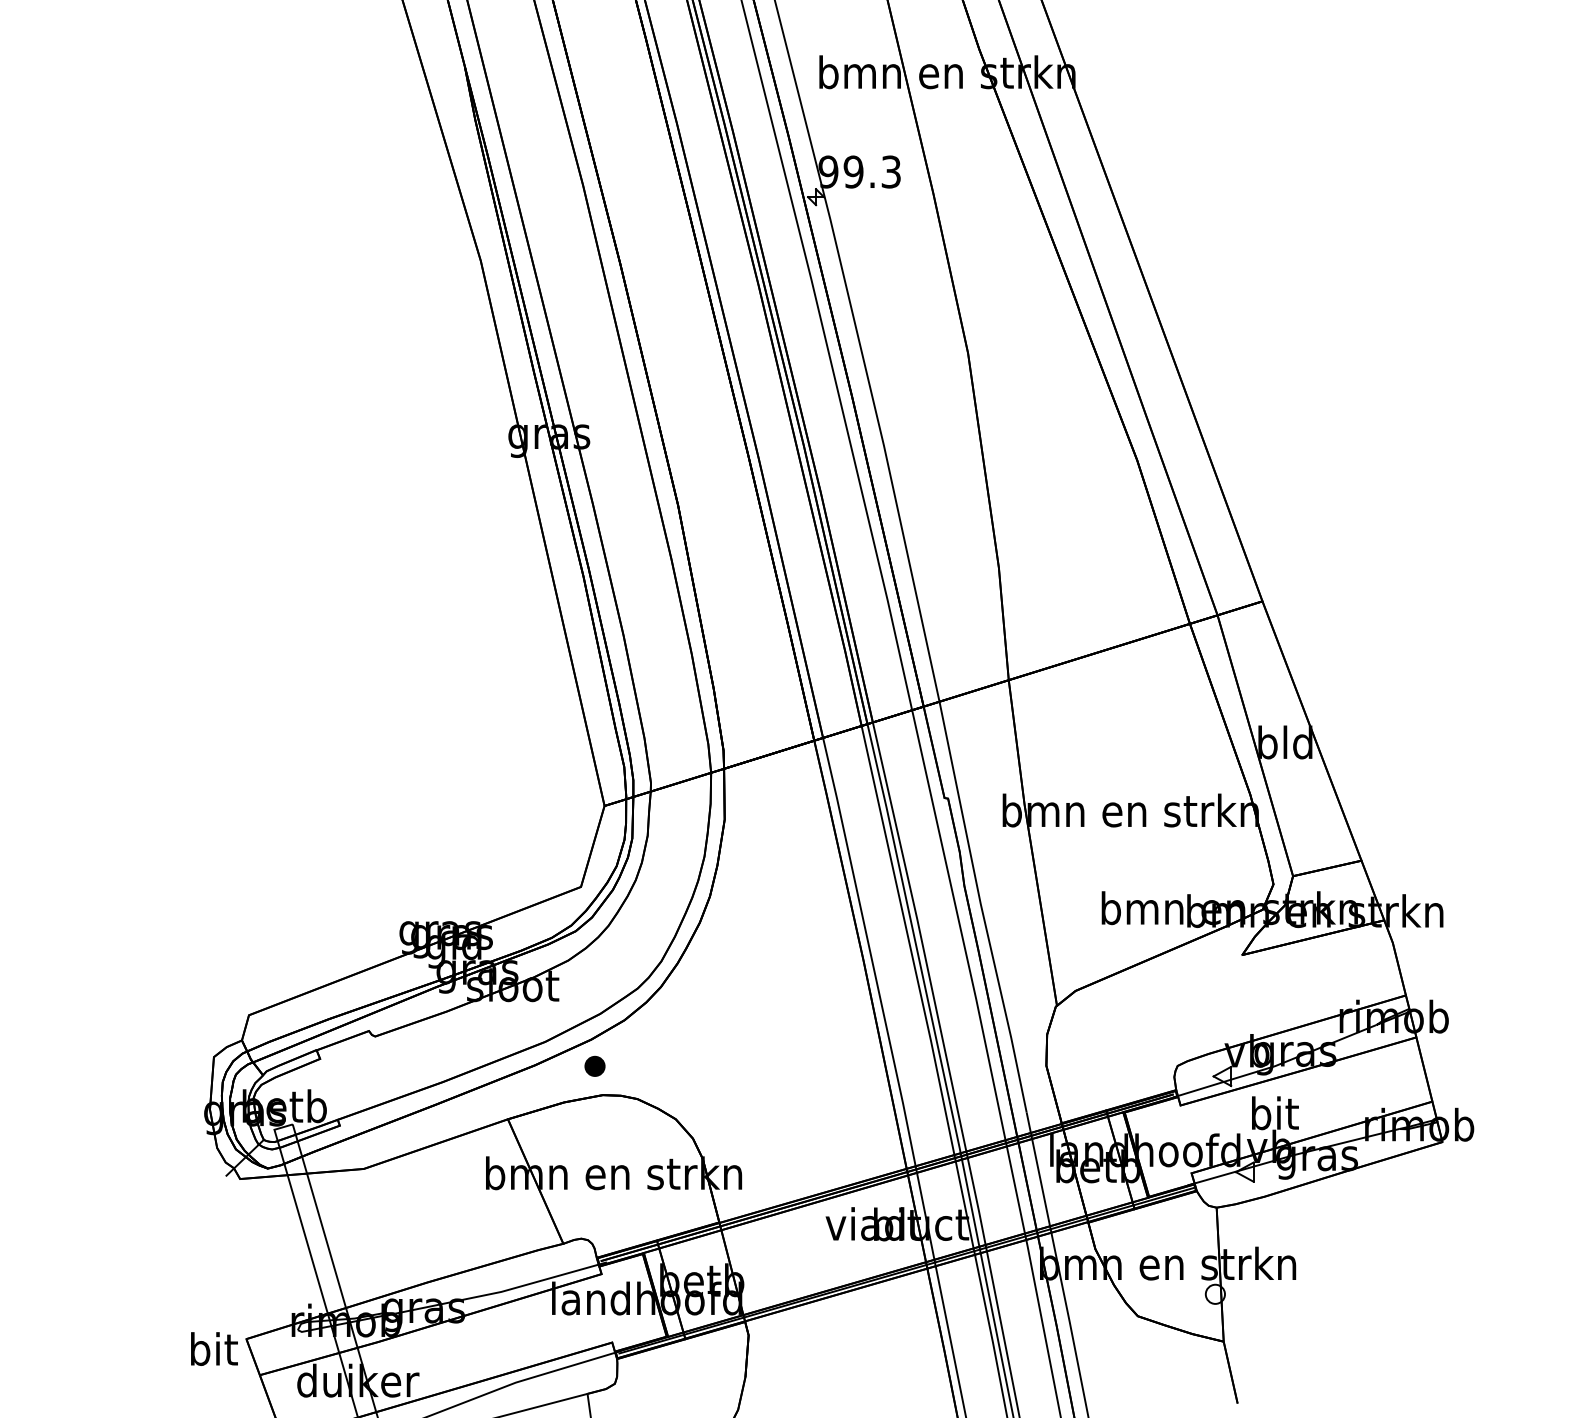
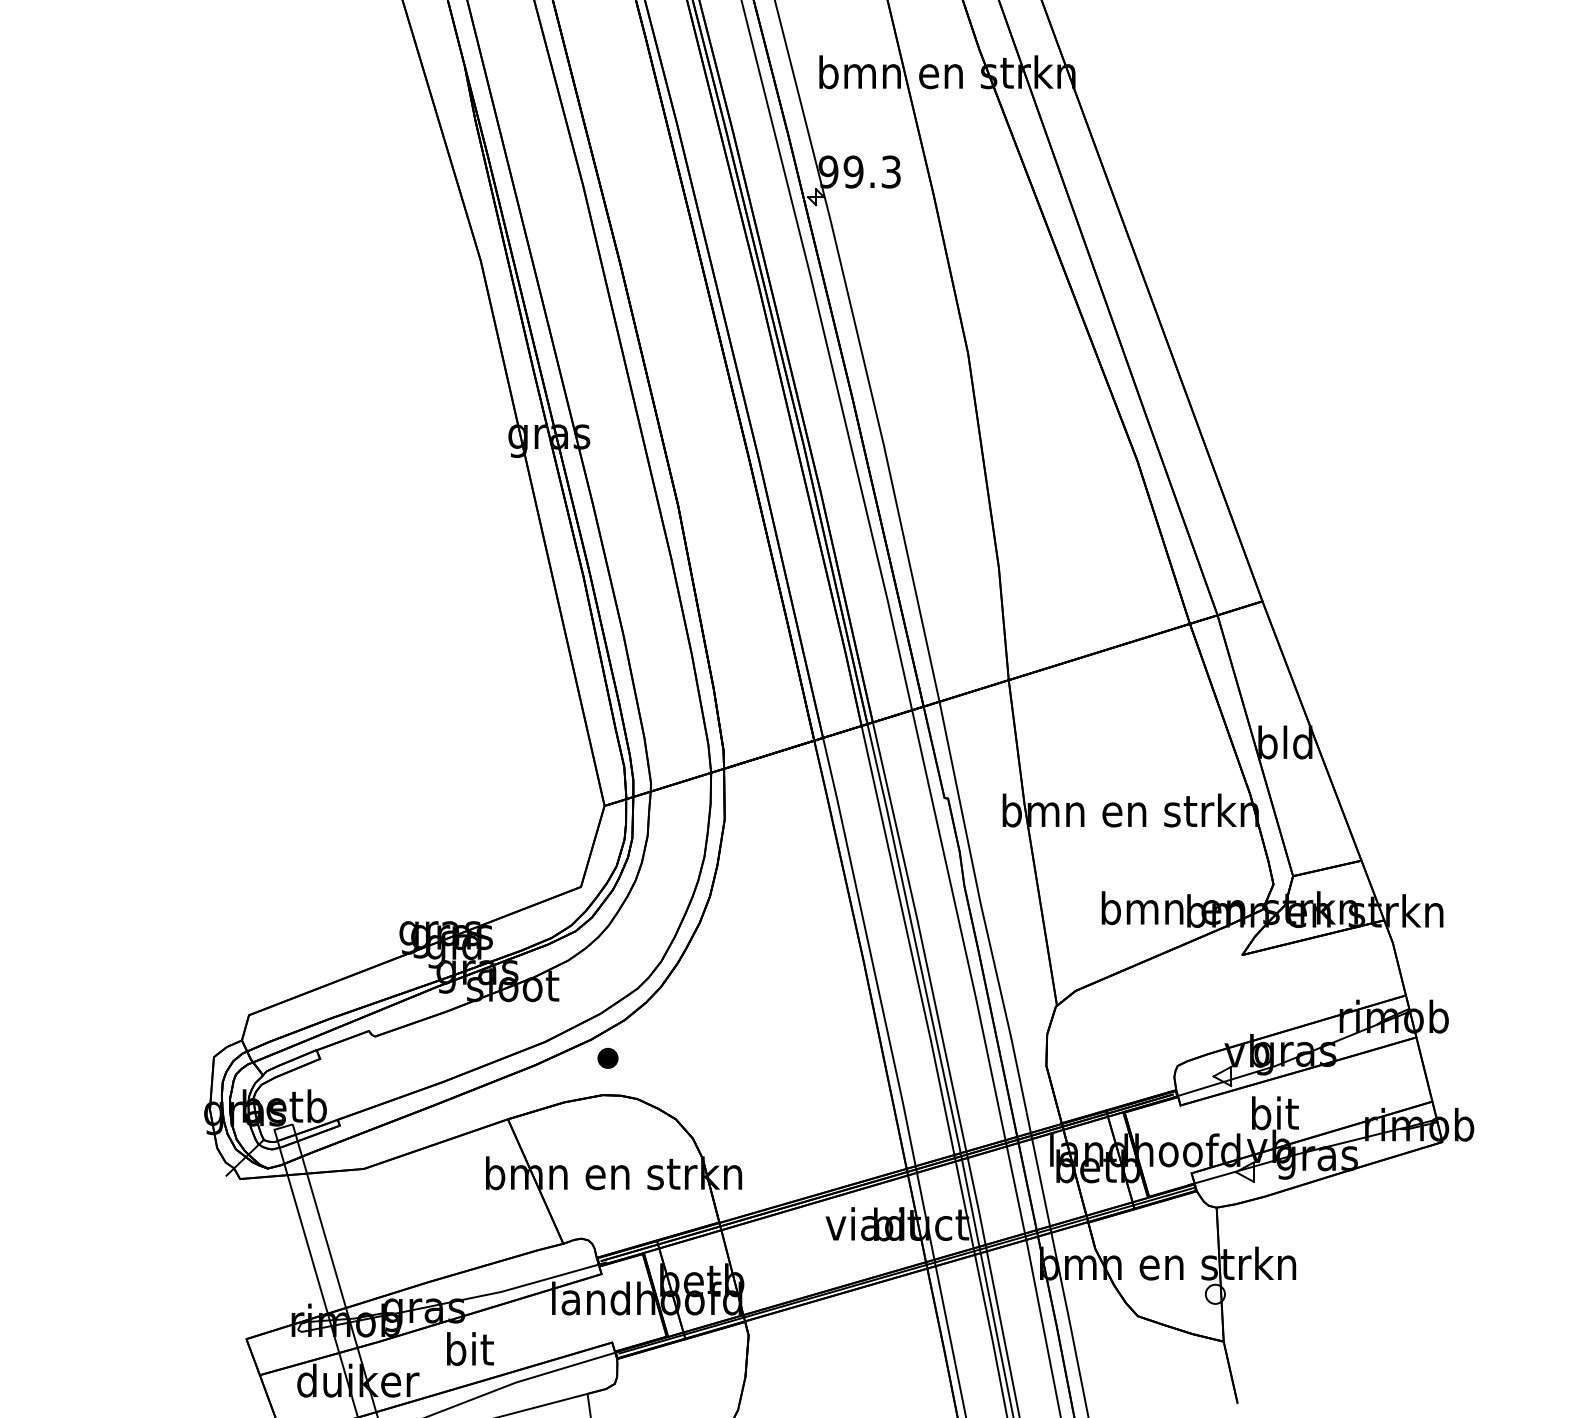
part position: (594, 1065) -> (607, 1057) (607, 1057)
text position: (214, 1348) -> (470, 1348) (470, 1348)
